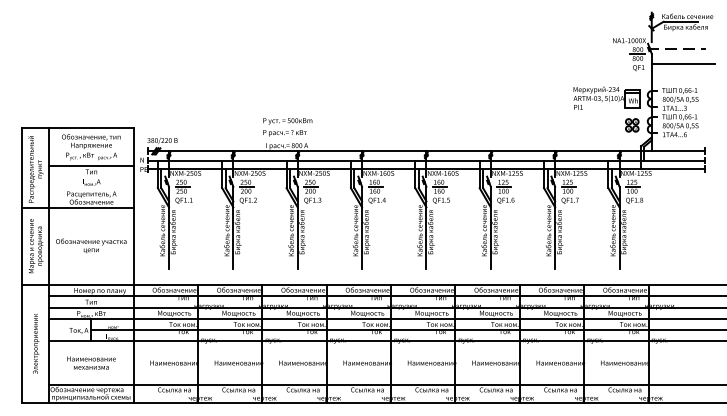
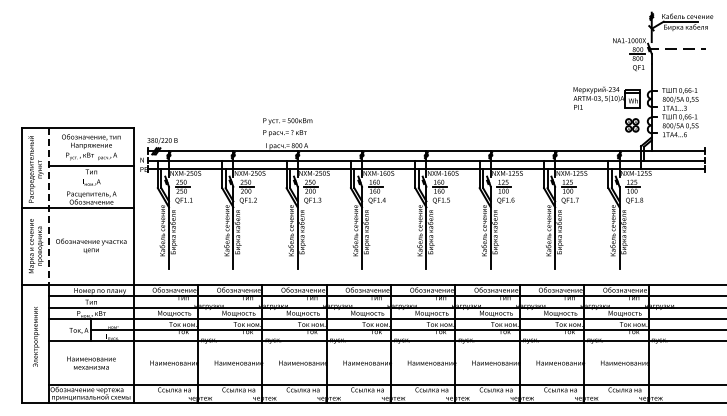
line: present -> none (682, 64)
line: solid -> dashed (49, 206)
text position: (36, 343) -> (36, 336) (36, 336)
